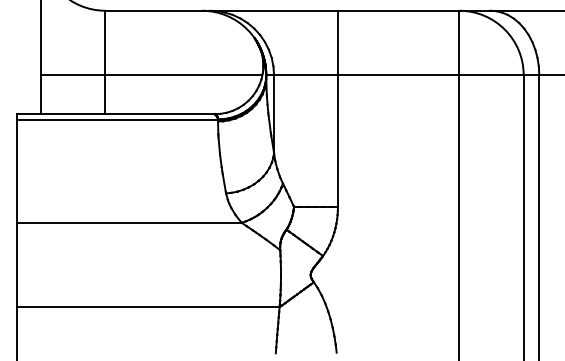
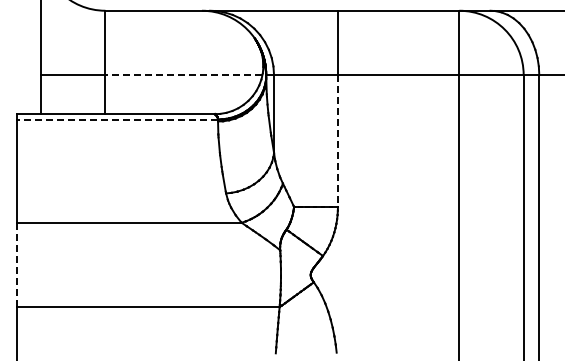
line: solid -> dashed (183, 75)
line: solid -> dashed (117, 119)
line: solid -> dashed (337, 141)
line: solid -> dashed (16, 264)
